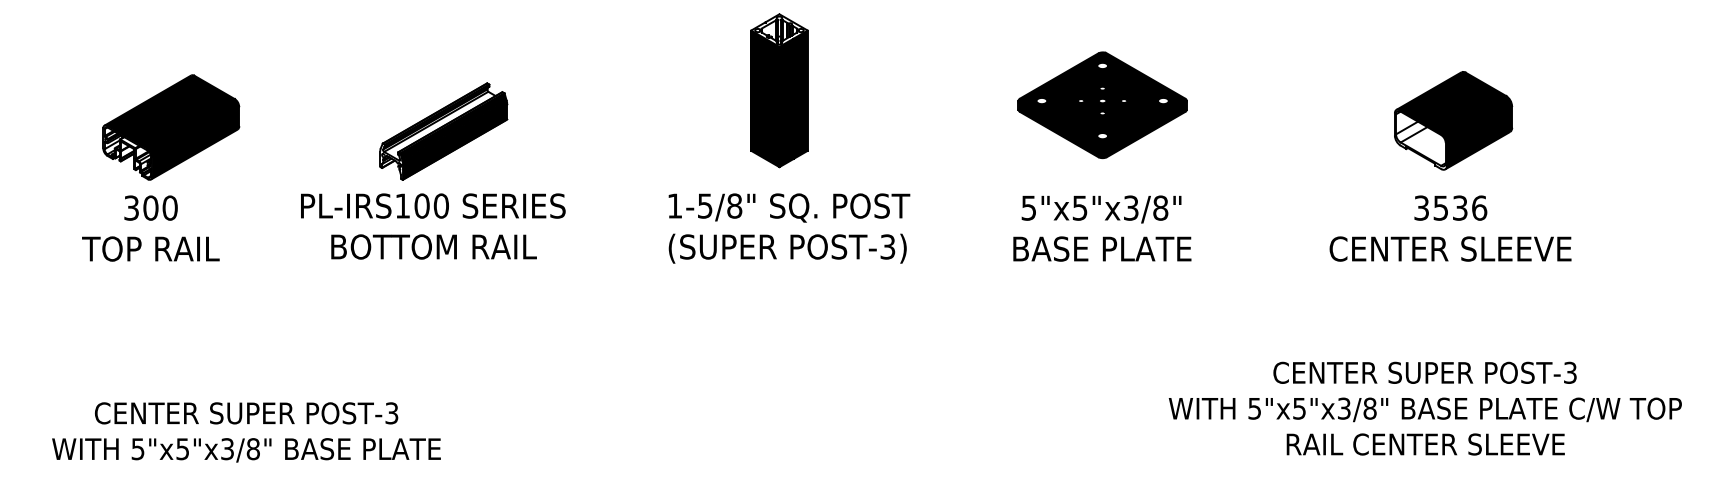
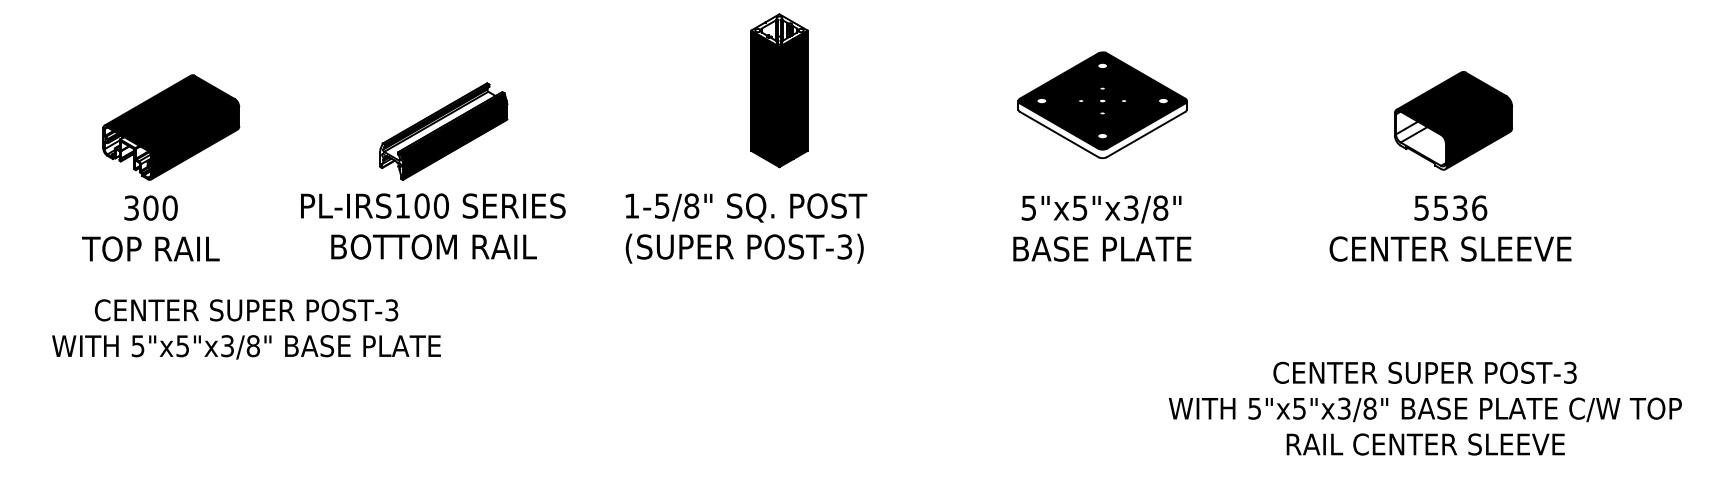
fill: present -> none (1102, 129)
text: 3536 -> 5536 (1421, 207)
text position: (789, 228) -> (746, 228) (746, 228)
text position: (246, 432) -> (246, 329) (246, 329)
